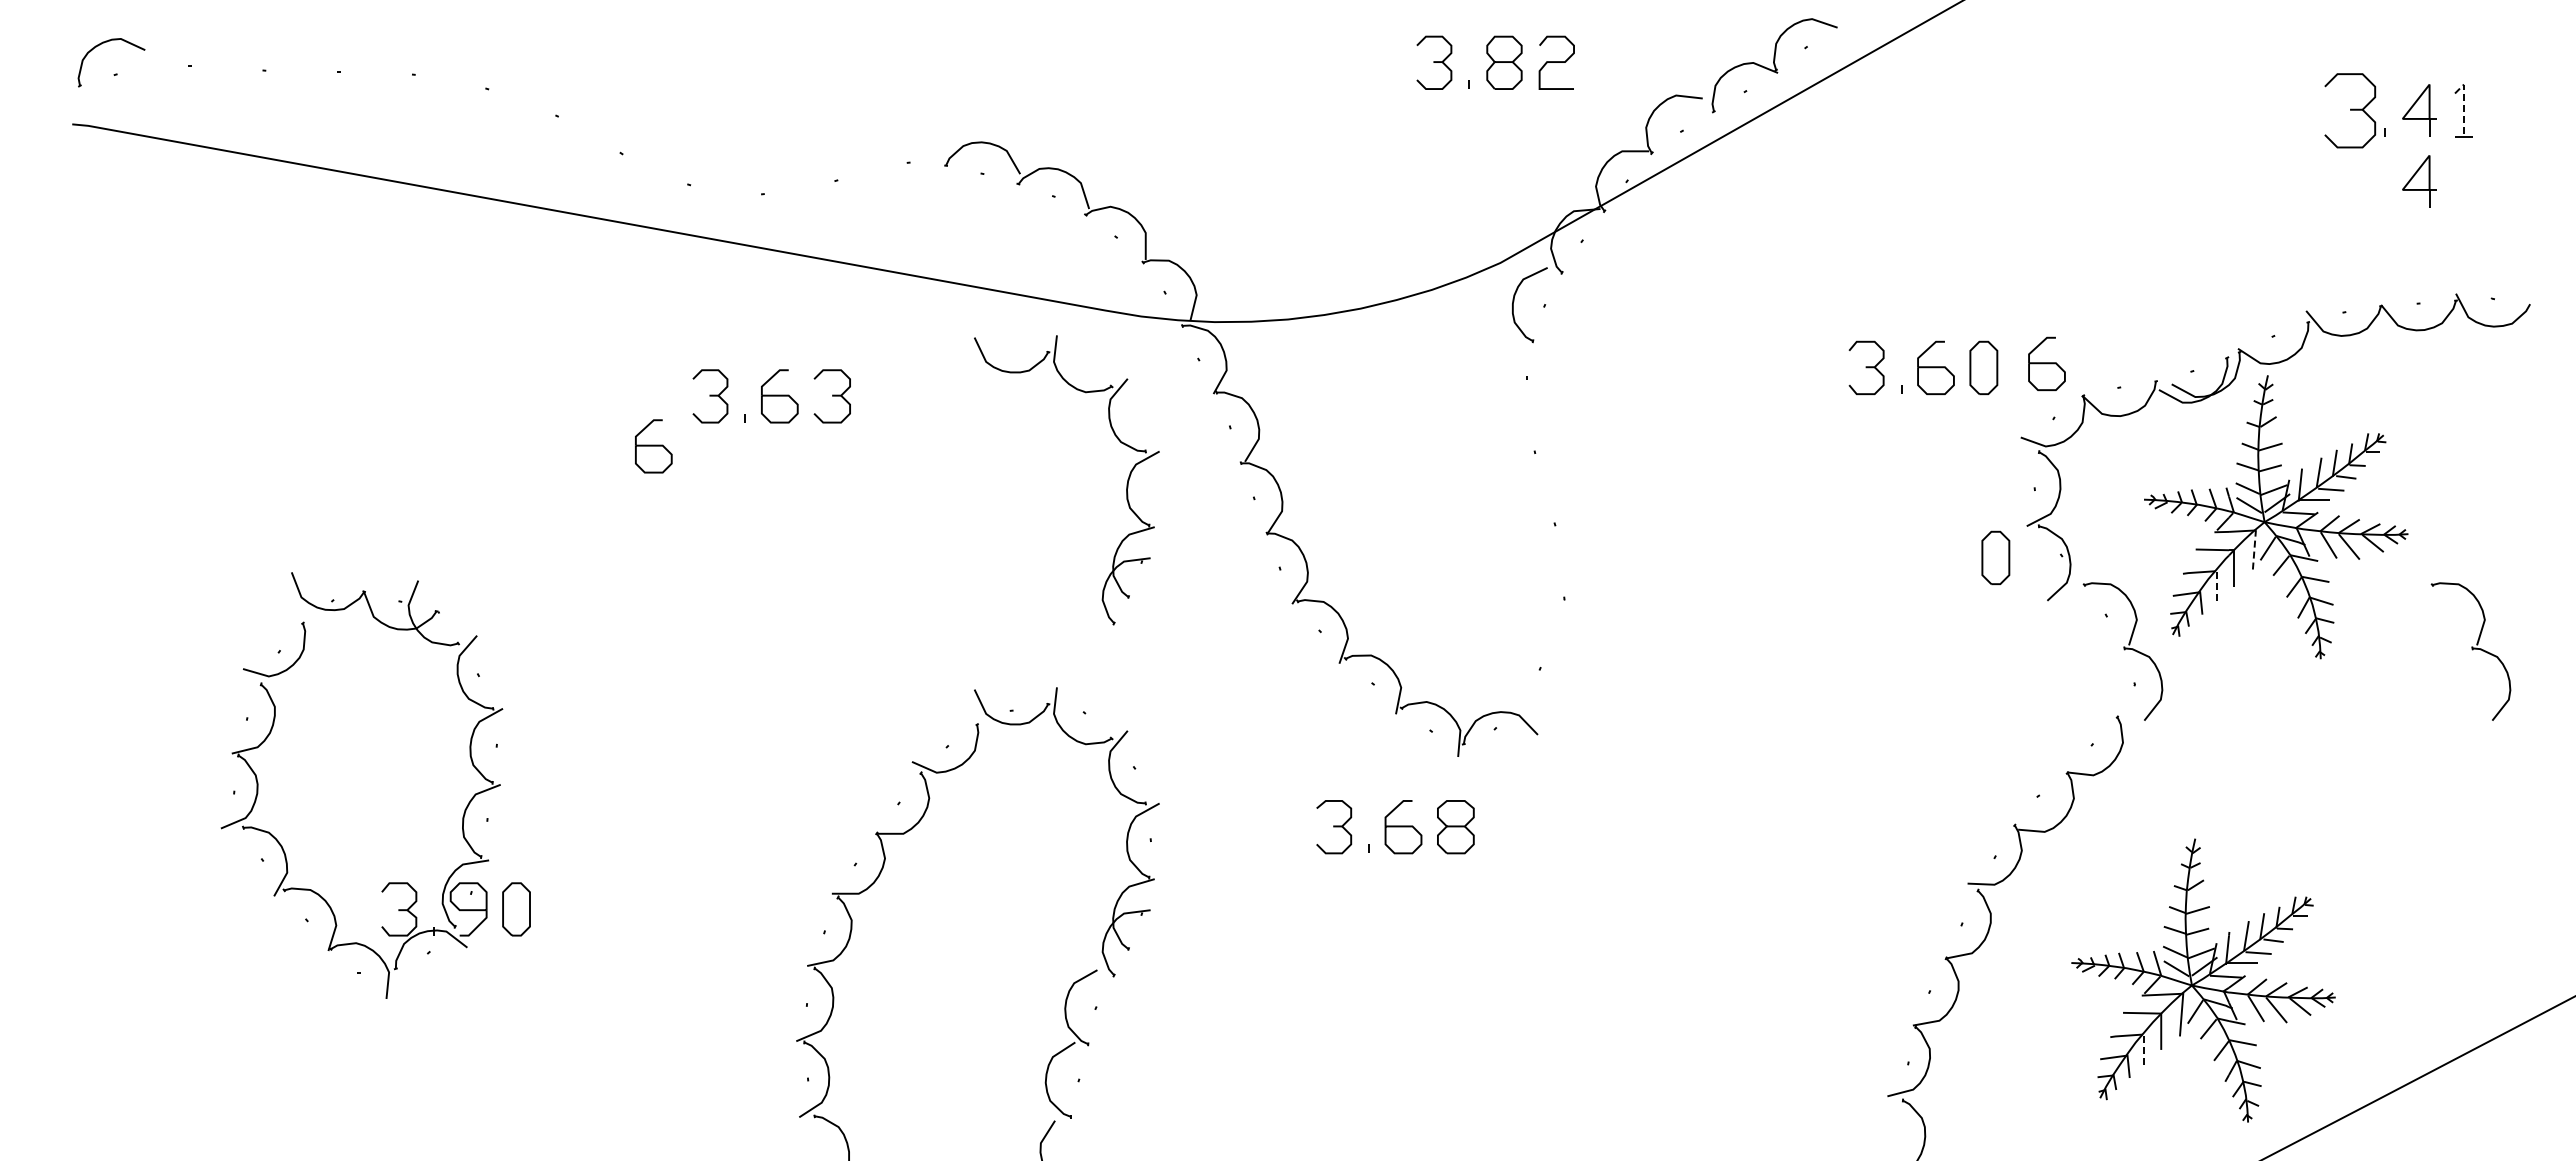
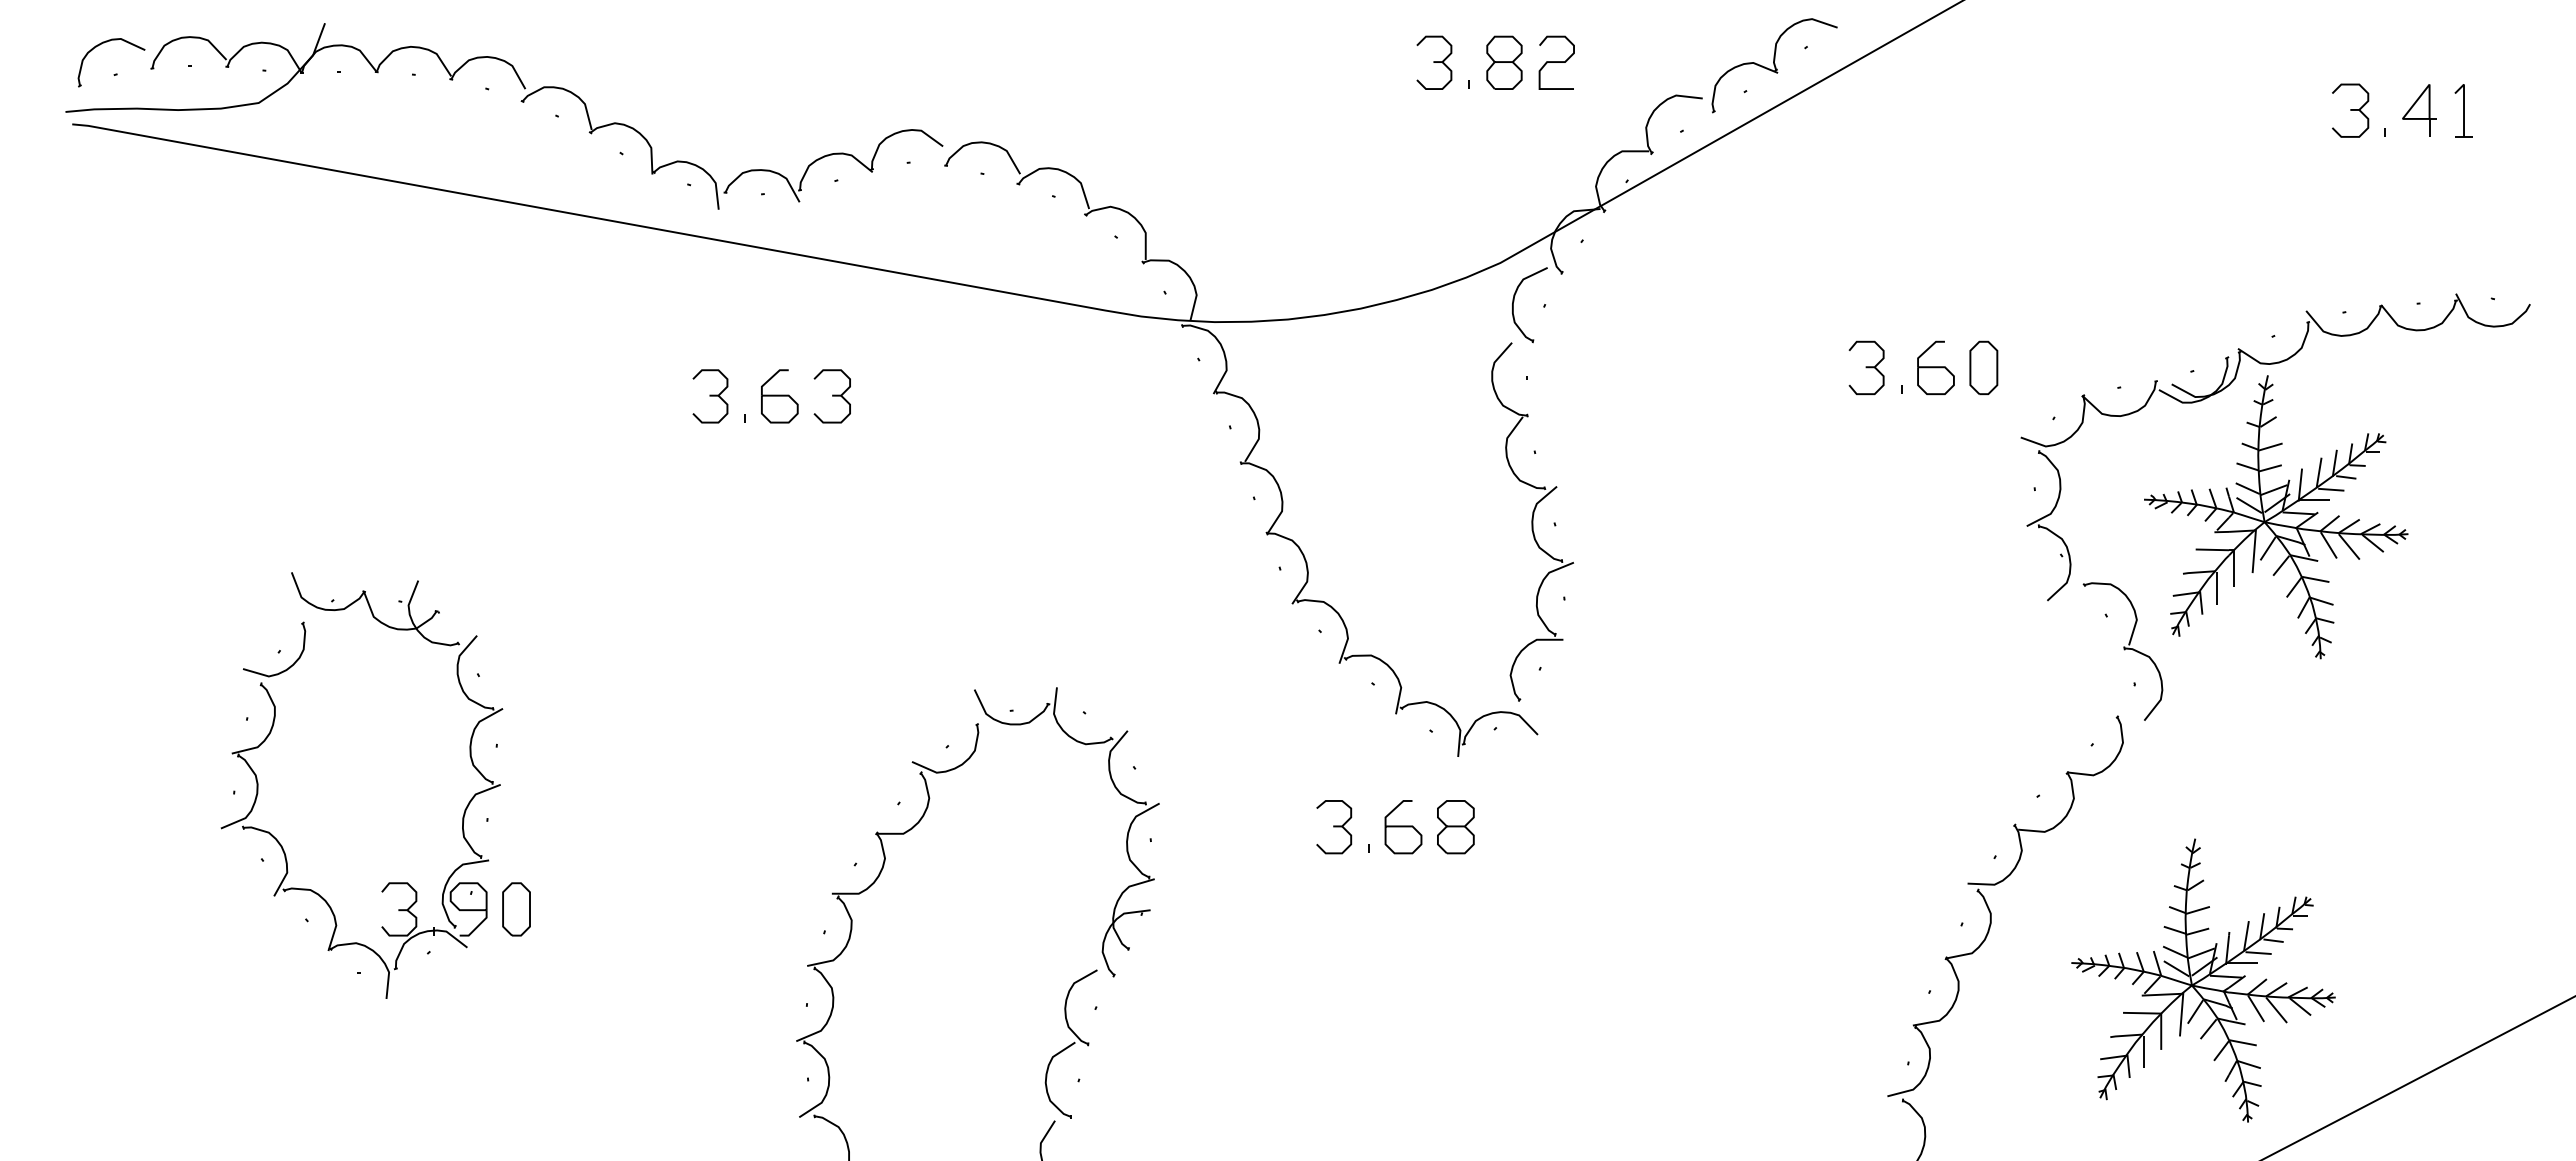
part: none -> present (520, 101)
line: dashed -> solid (2464, 104)
part size: 53x76 px -> 38x55 px (2350, 110)
part: present -> none (2419, 181)
part: present -> none (2046, 363)
part: present -> none (653, 446)
part: present -> none (1126, 483)
part: none -> present (1532, 521)
line: dashed -> solid (2254, 551)
part: present -> none (1995, 557)
line: dashed -> solid (2217, 589)
part: present -> none (2470, 651)
line: dashed -> solid (2144, 1052)
